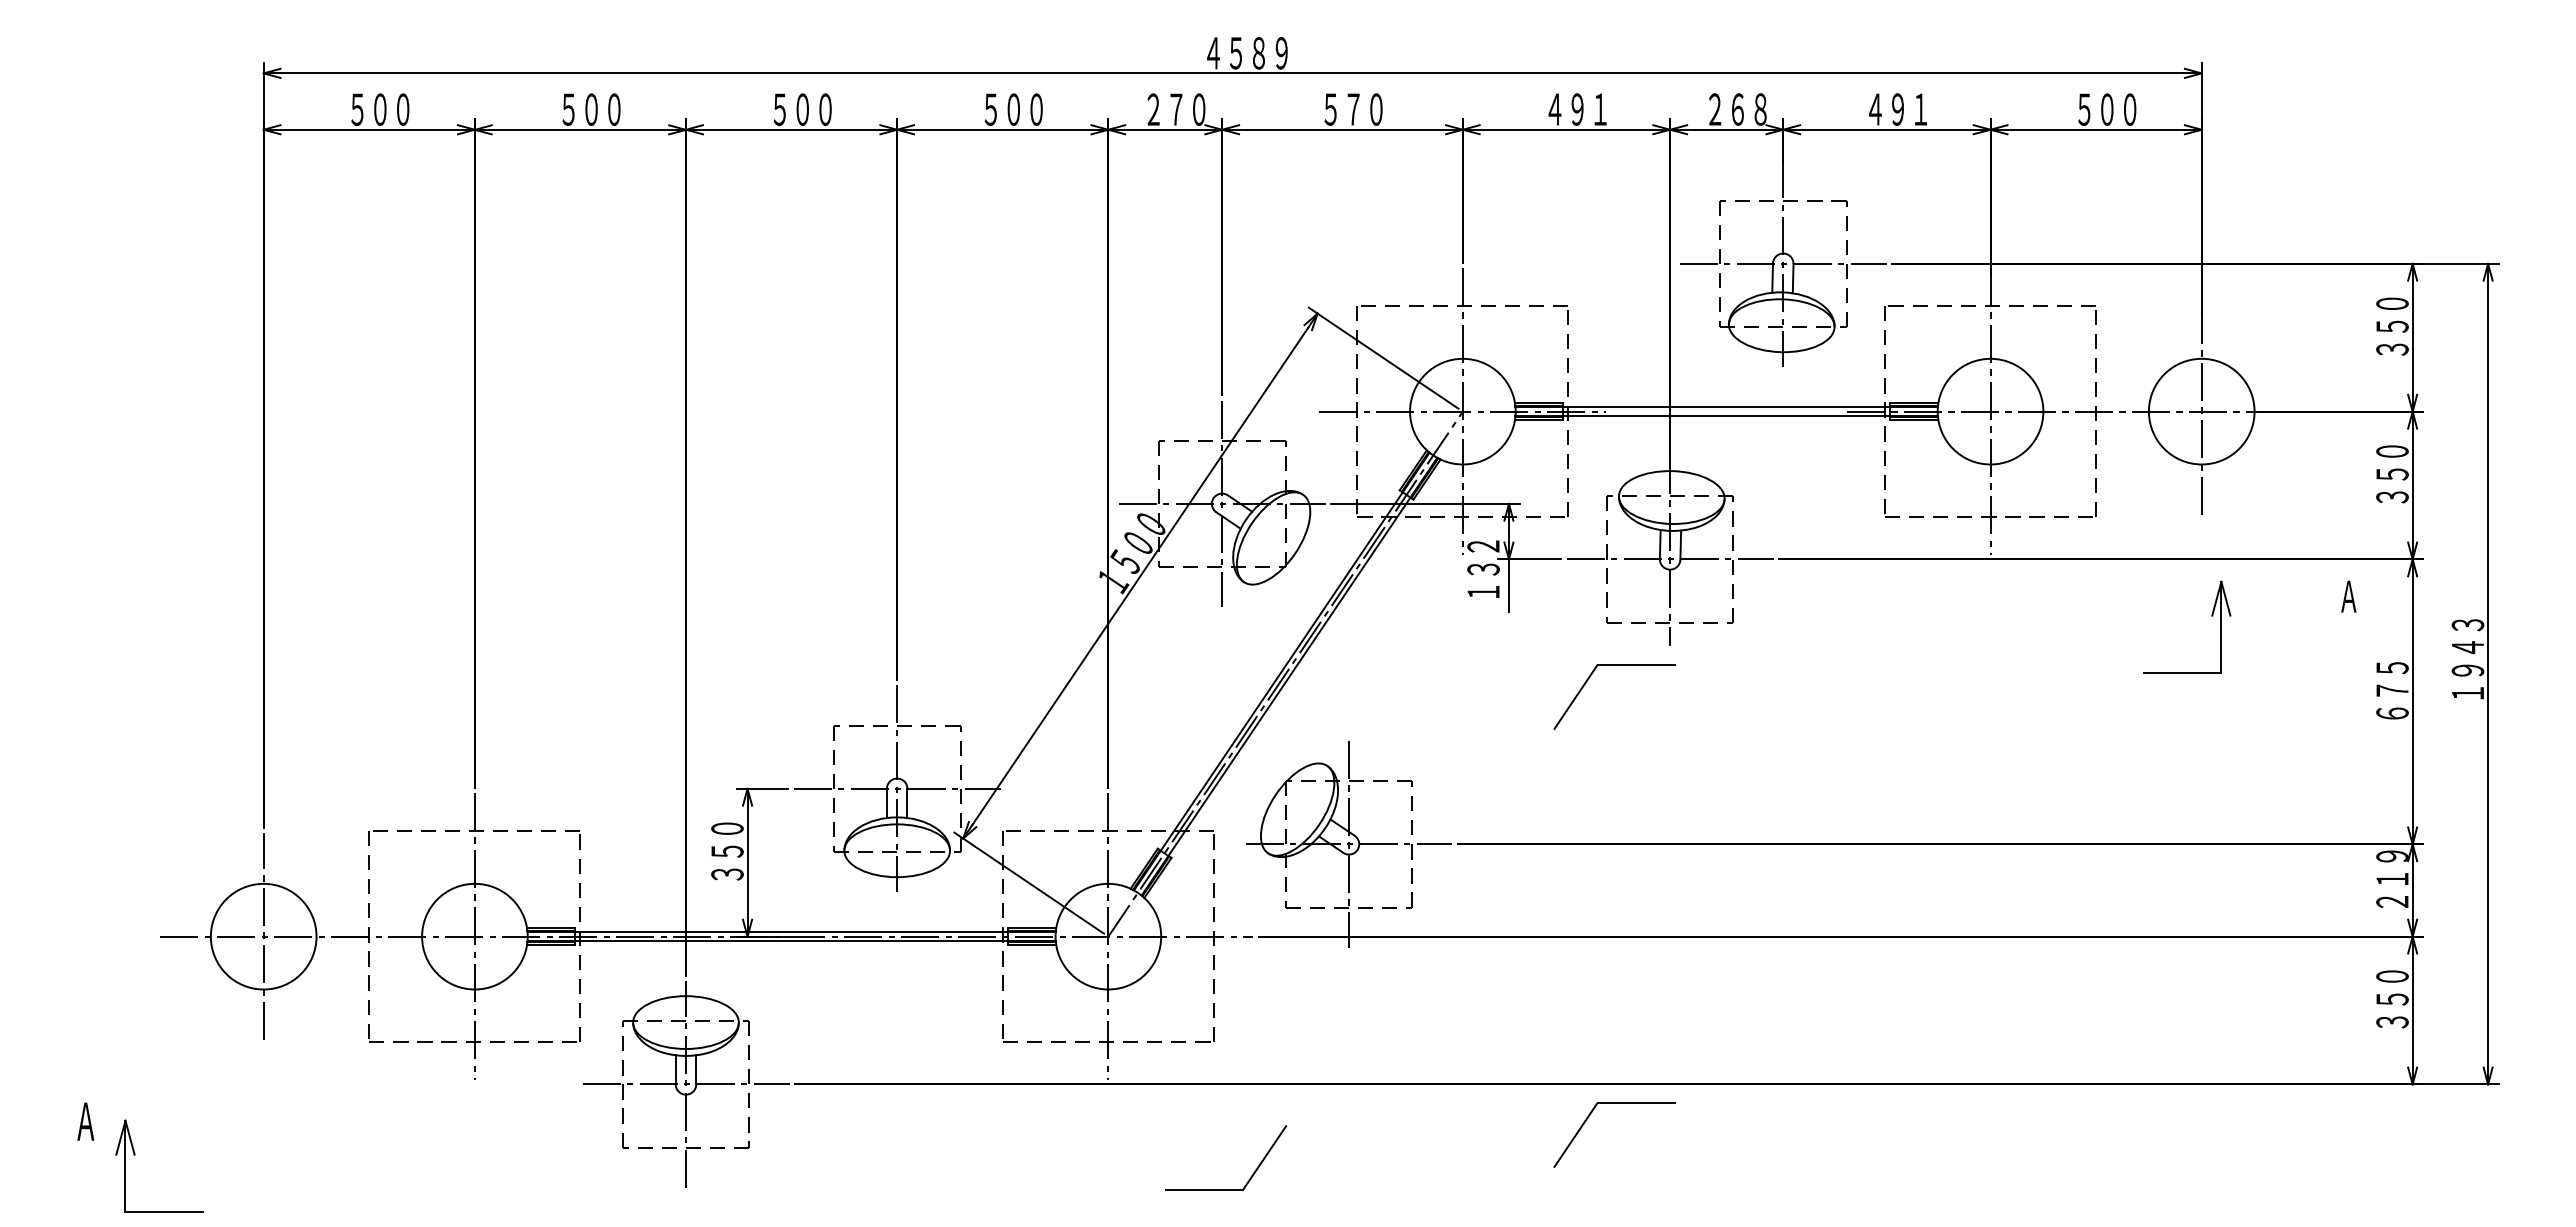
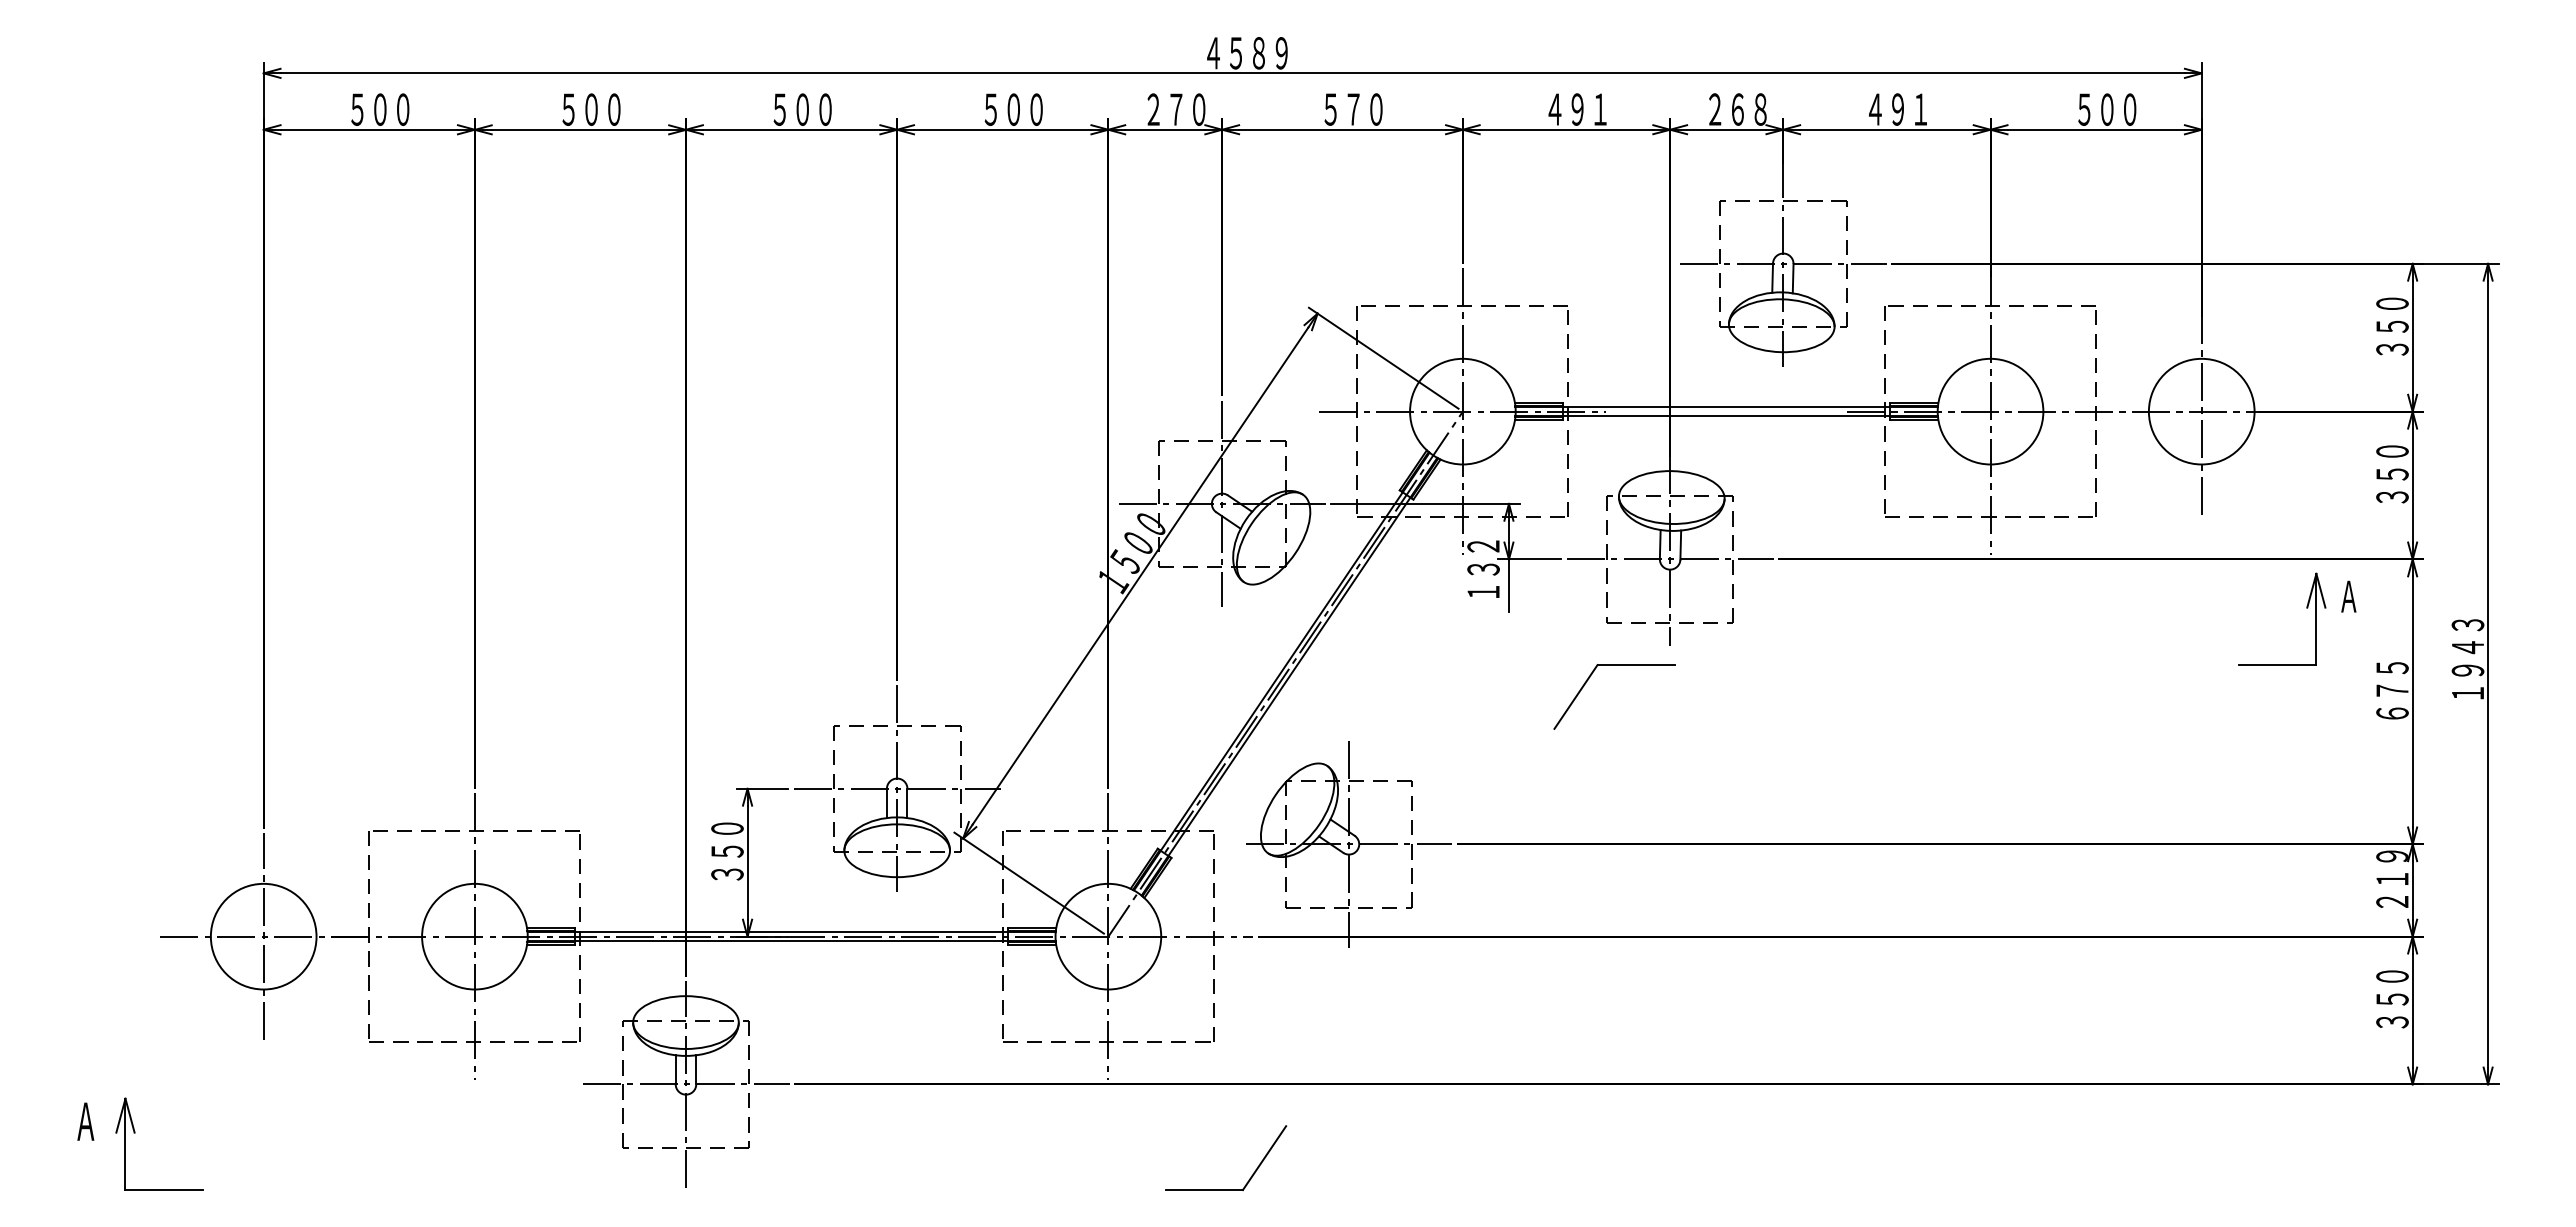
part position: (2211, 616) -> (2306, 608) (2306, 608)
part: present -> none (1588, 1118)
part position: (135, 1155) -> (135, 1133) (135, 1133)
